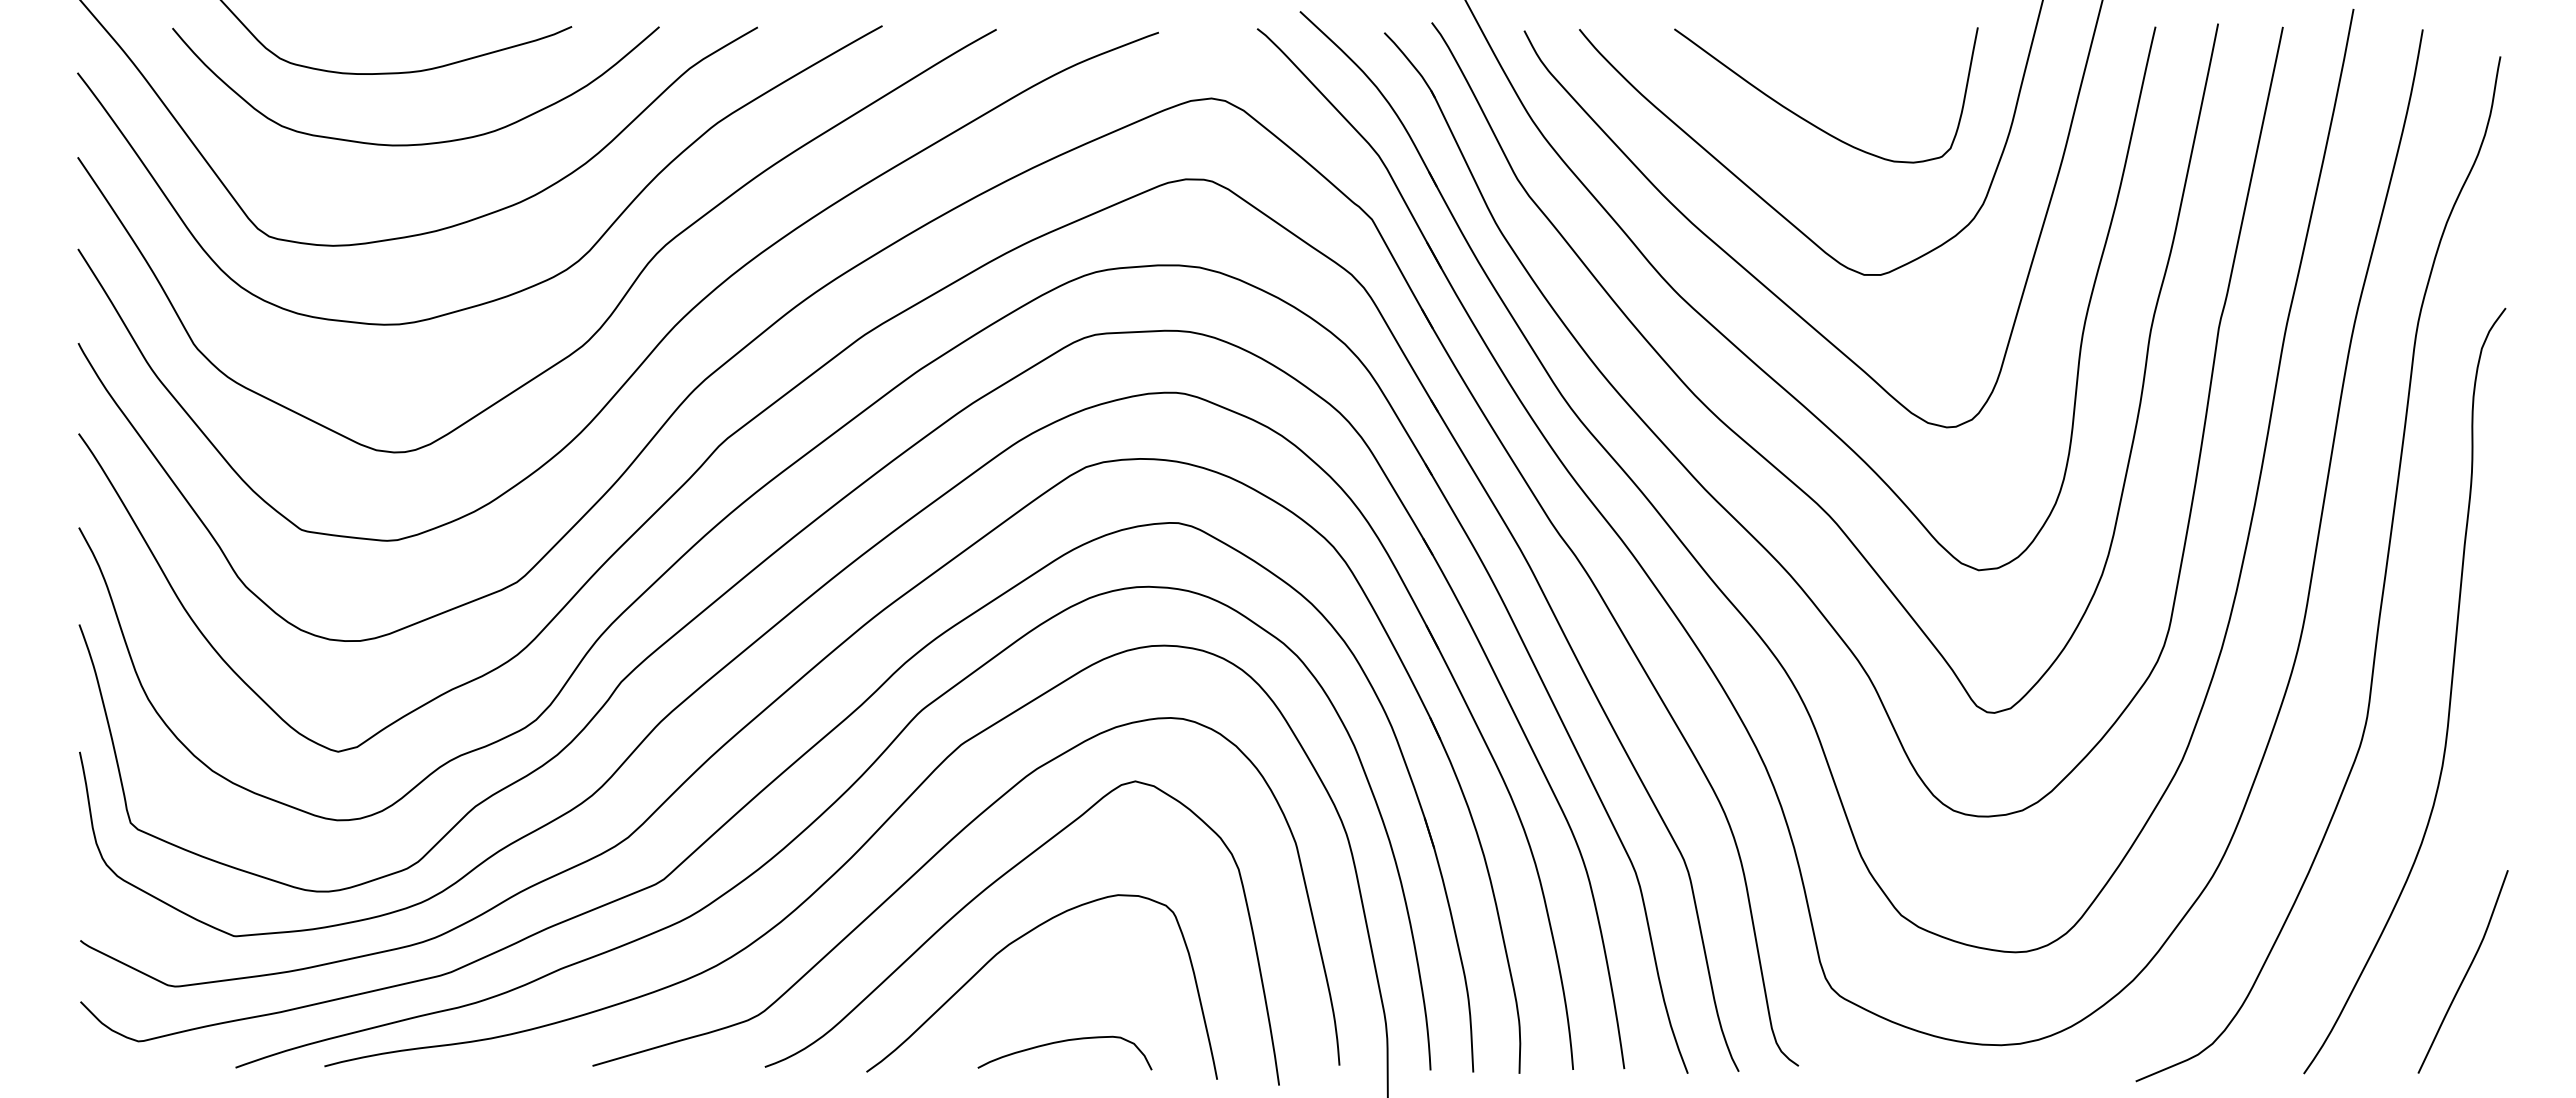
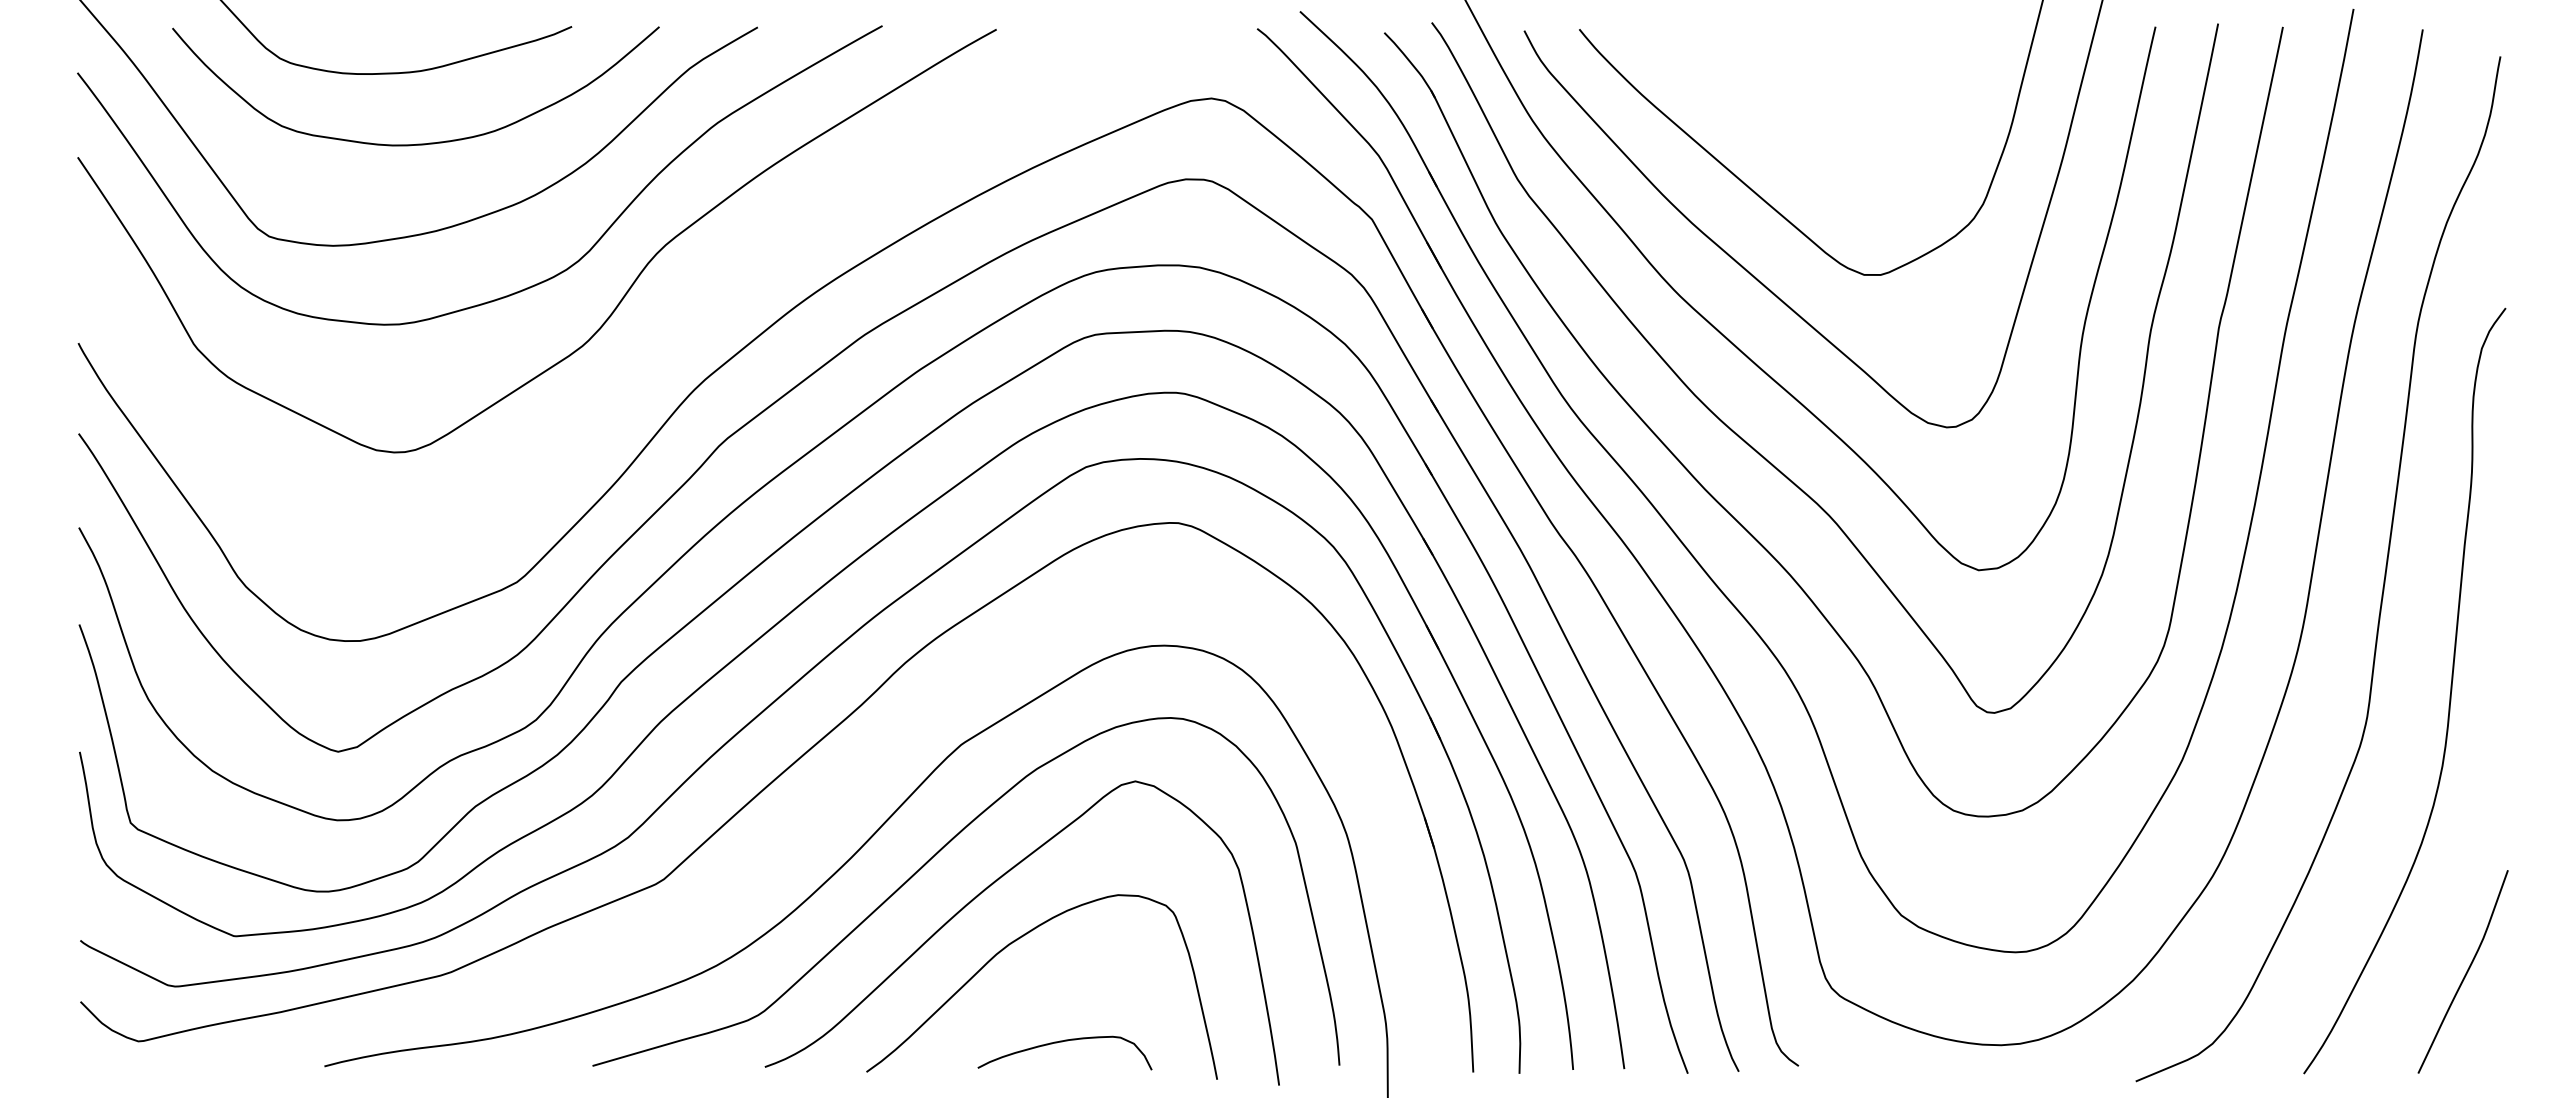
curve: present -> none (1811, 122)
curve: present -> none (665, 334)
curve: present -> none (822, 815)
